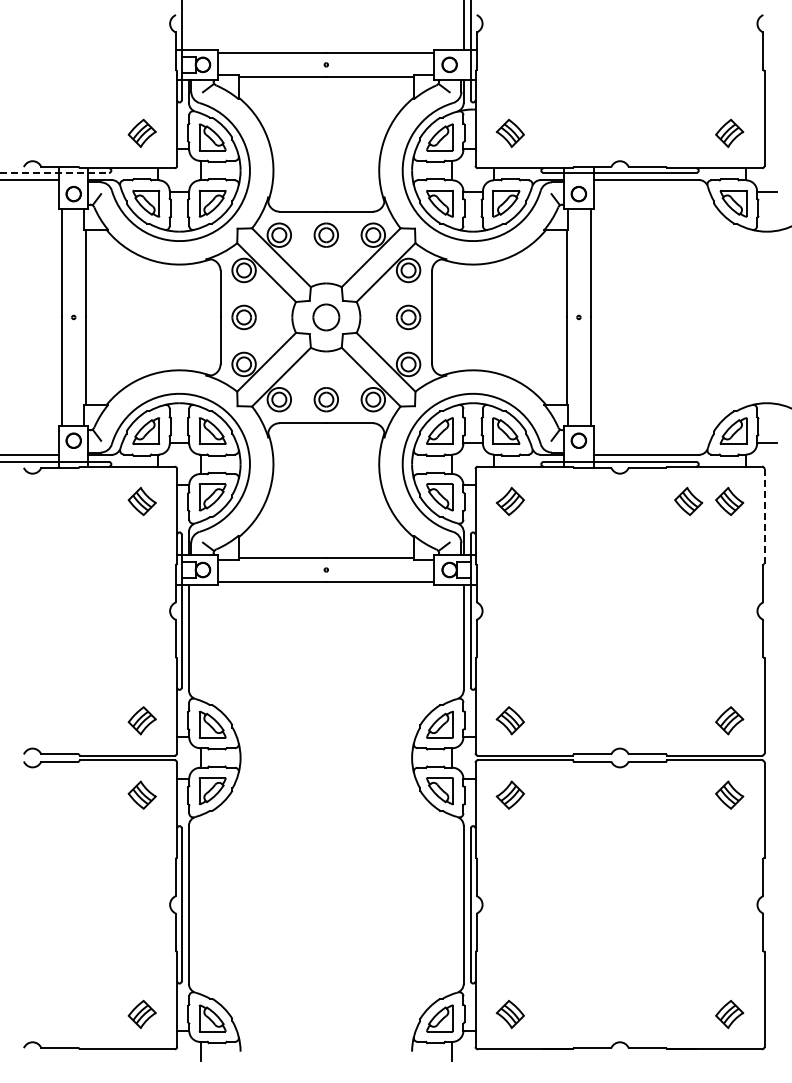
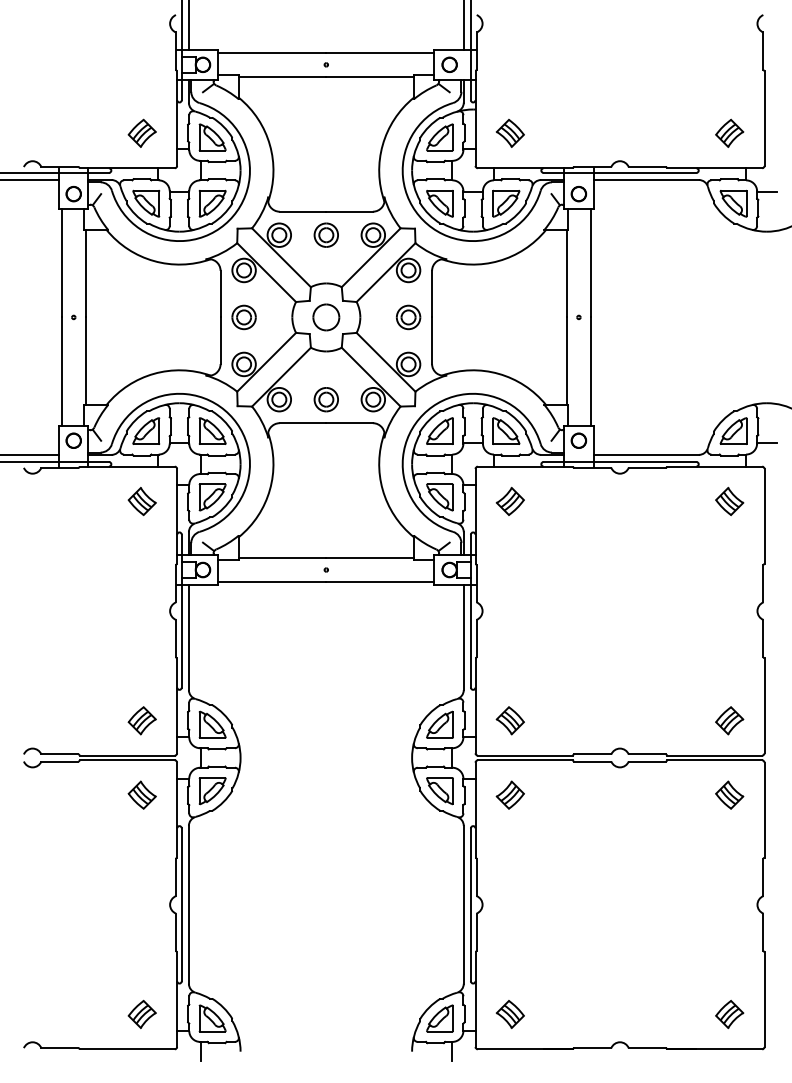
line: none -> present (188, 26)
line: dashed -> solid (55, 172)
part: present -> none (688, 500)
line: dashed -> solid (764, 516)
